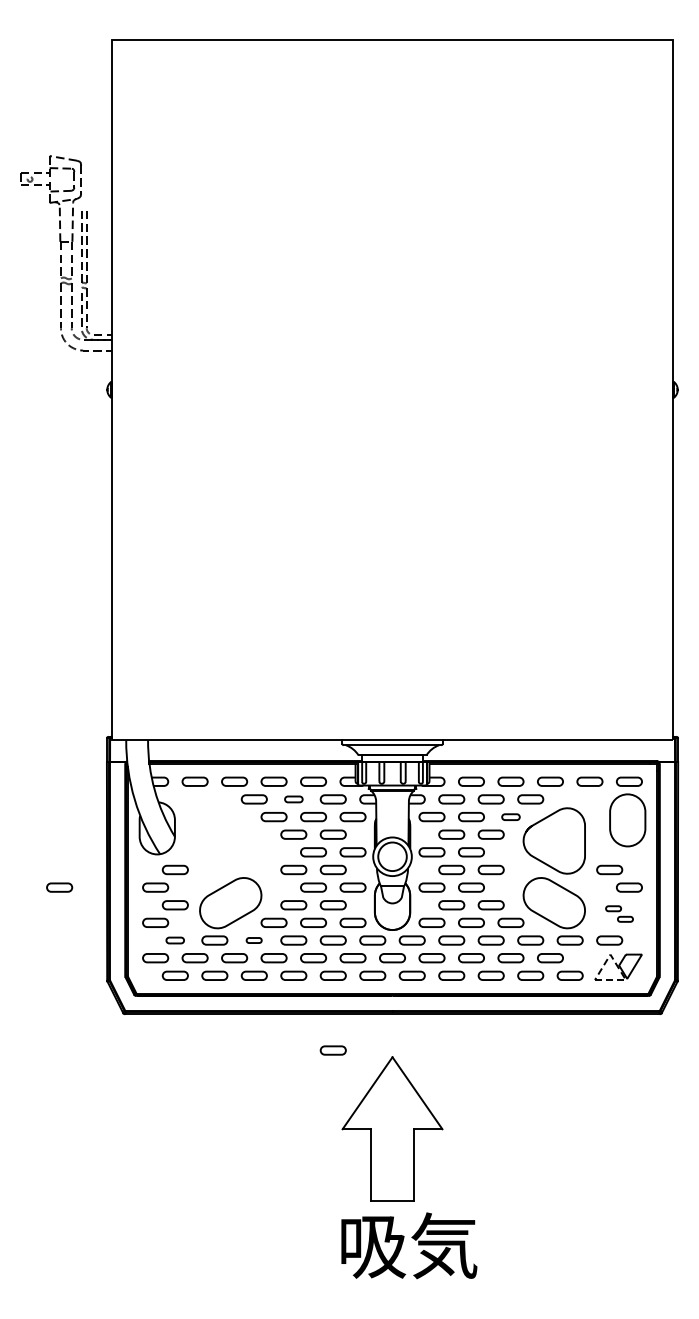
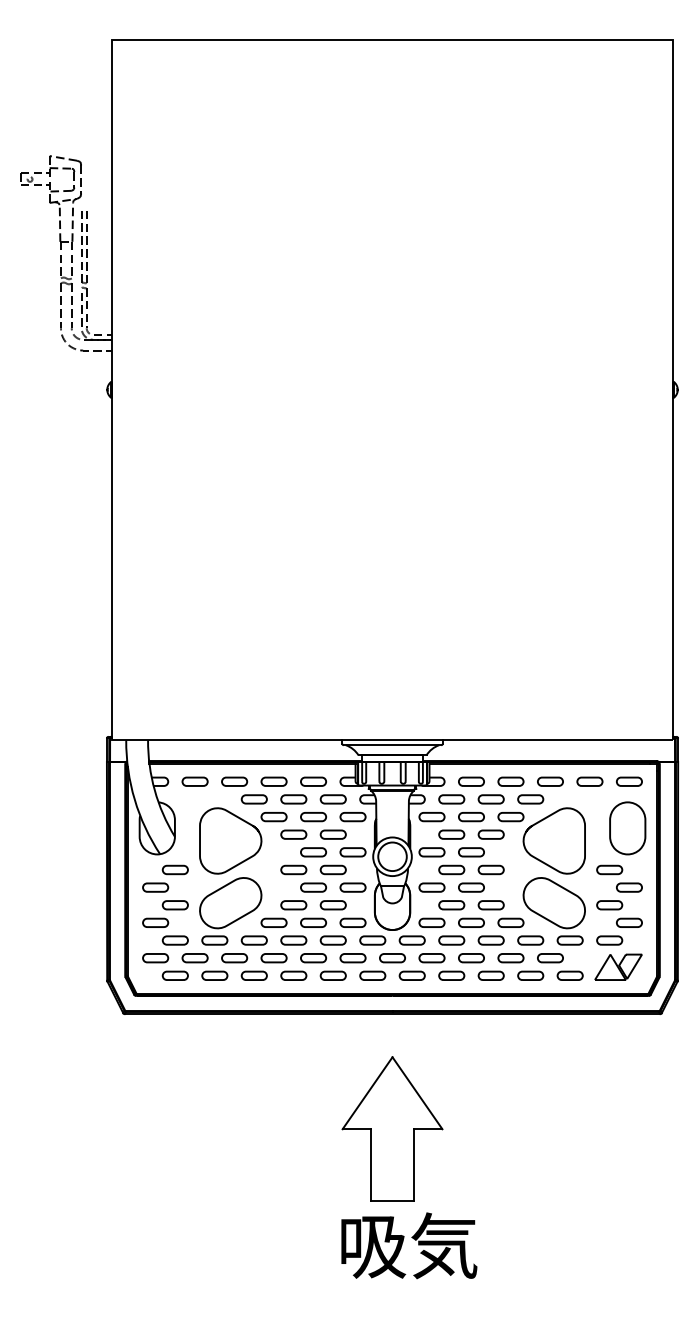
part size: 20x9 px -> 28x11 px (293, 799)
part size: 20x8 px -> 28x11 px (510, 817)
part position: (627, 820) -> (627, 828) (627, 828)
curve: none -> present (244, 822)
part: present -> none (59, 887)
part size: 29x18 px -> 47x28 px (619, 913)
part size: 20x9 px -> 28x11 px (174, 940)
part size: 18x7 px -> 28x11 px (253, 940)
line: dashed -> solid (618, 967)
part: present -> none (332, 1050)
